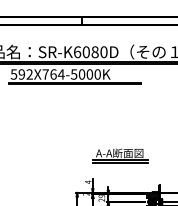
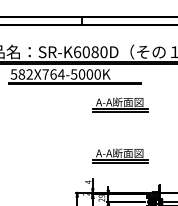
text: 592X764-5000K -> 582X764-5000K (21, 74)
part: none -> present (120, 104)
